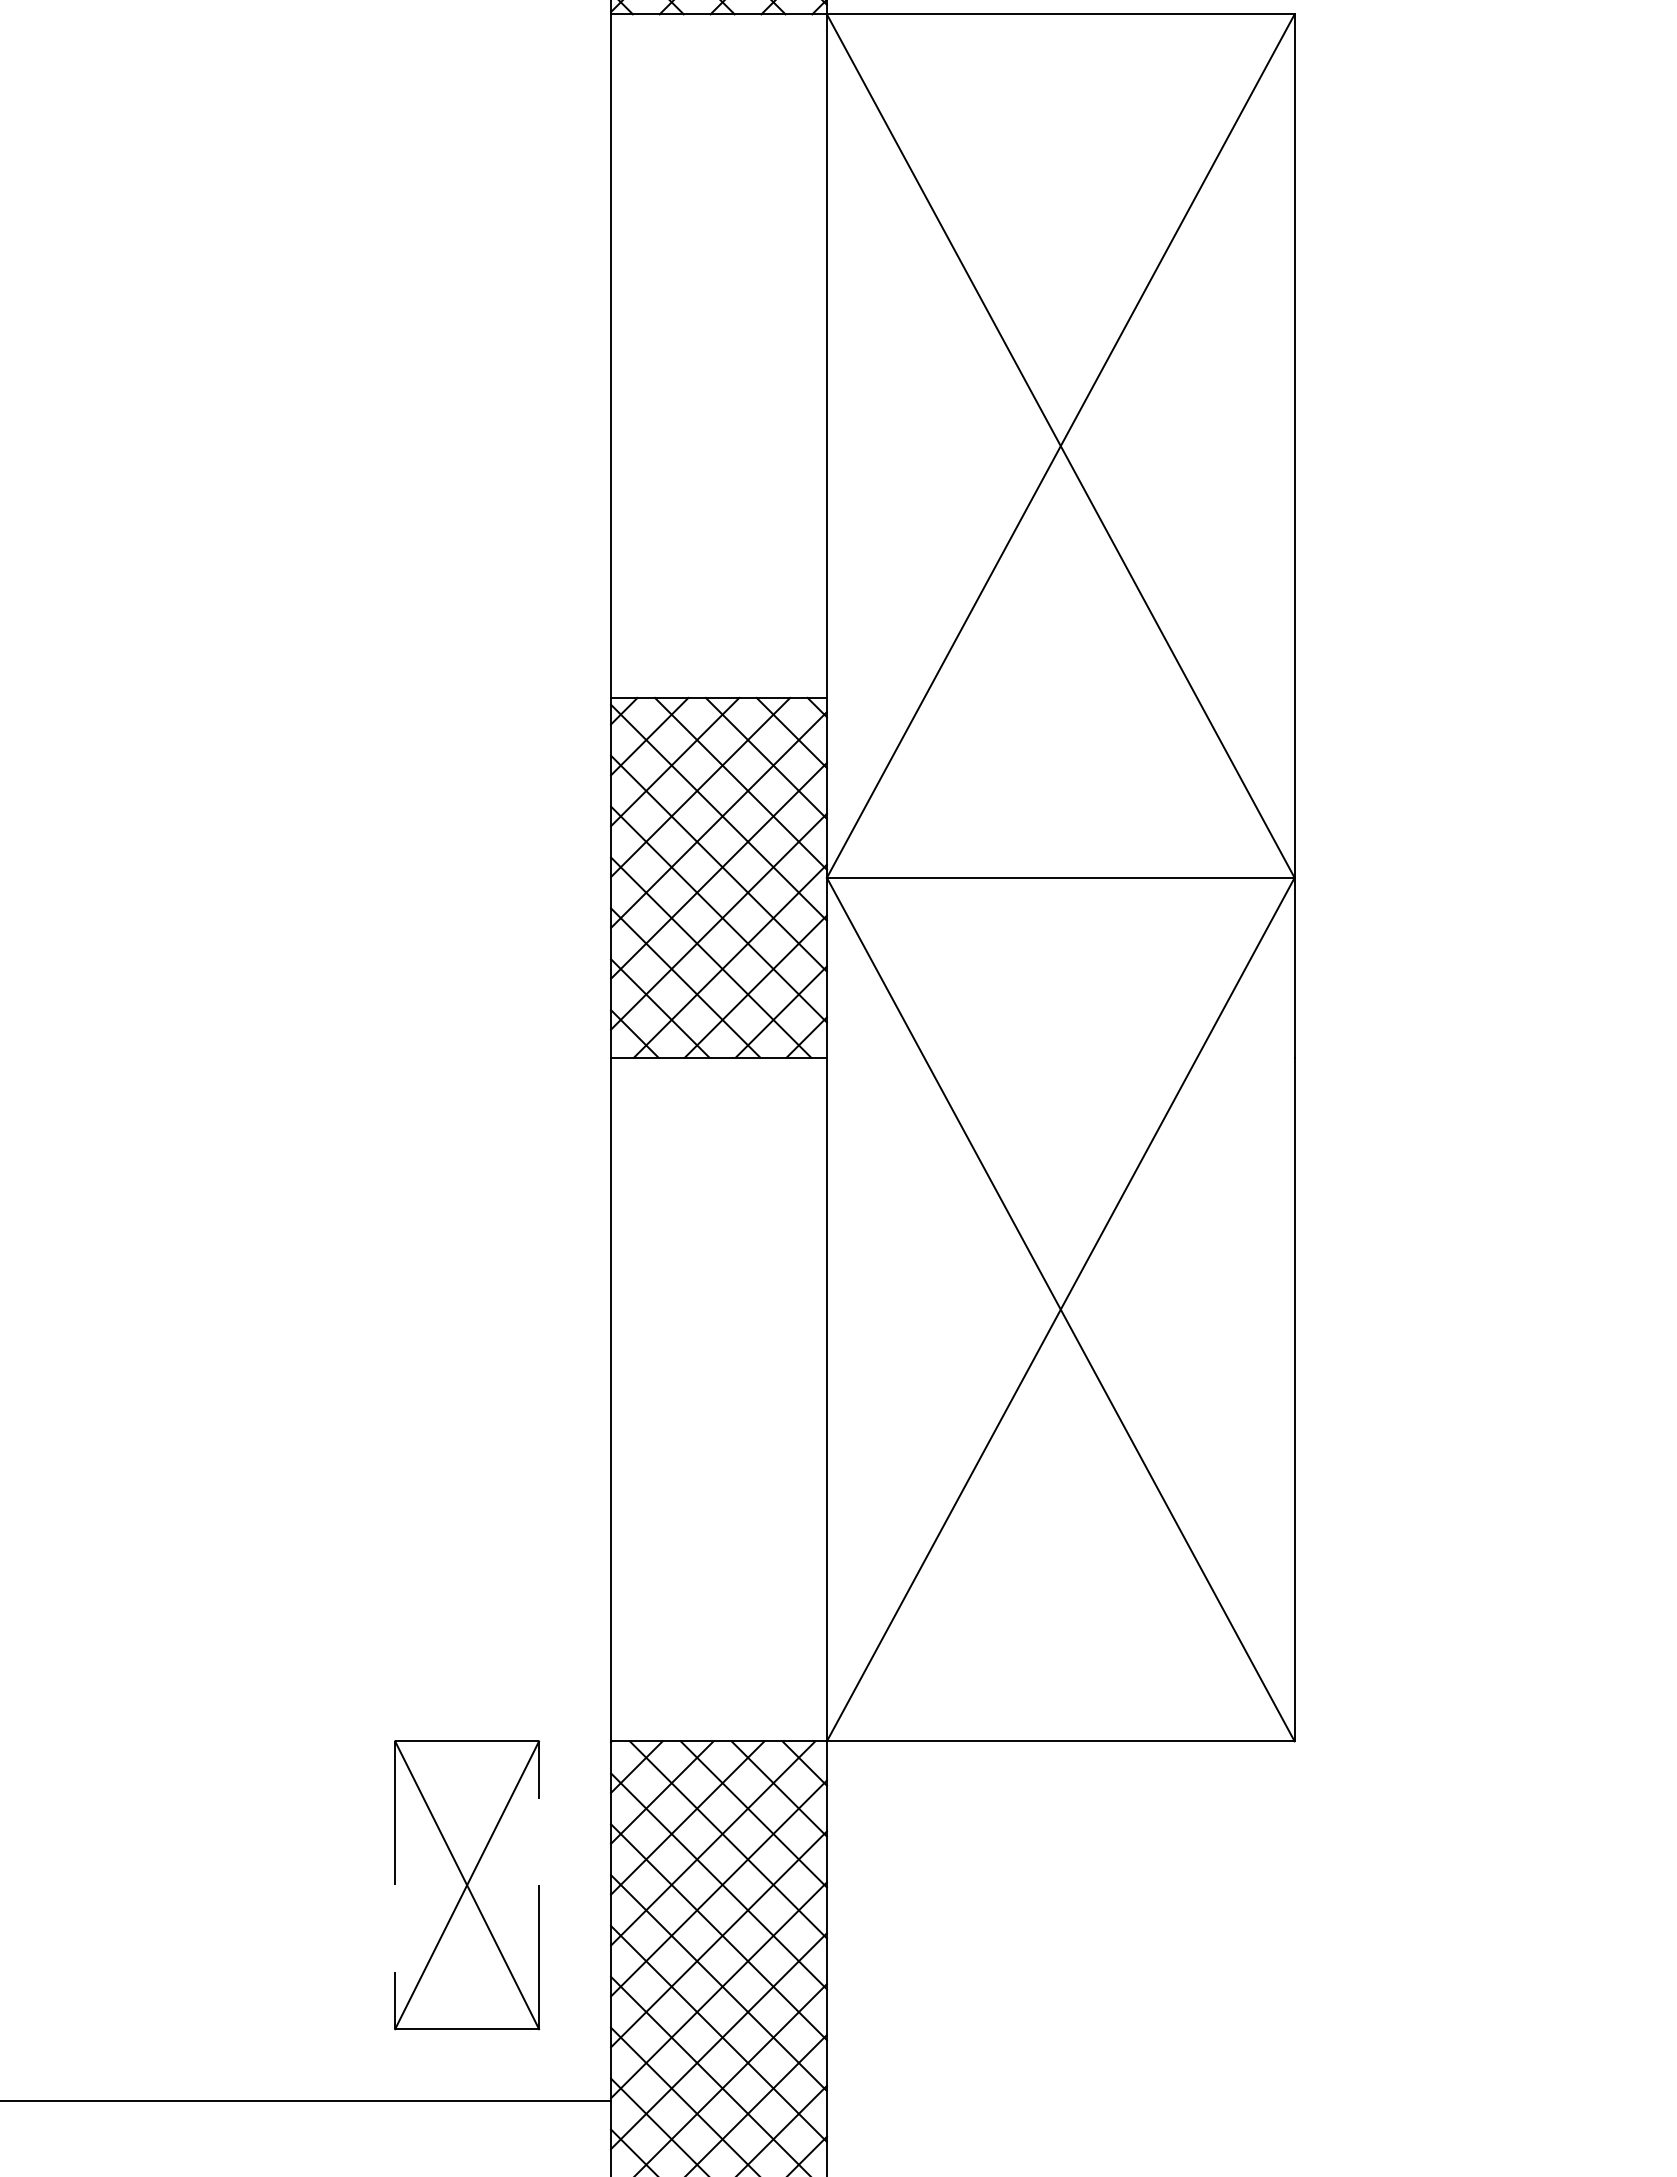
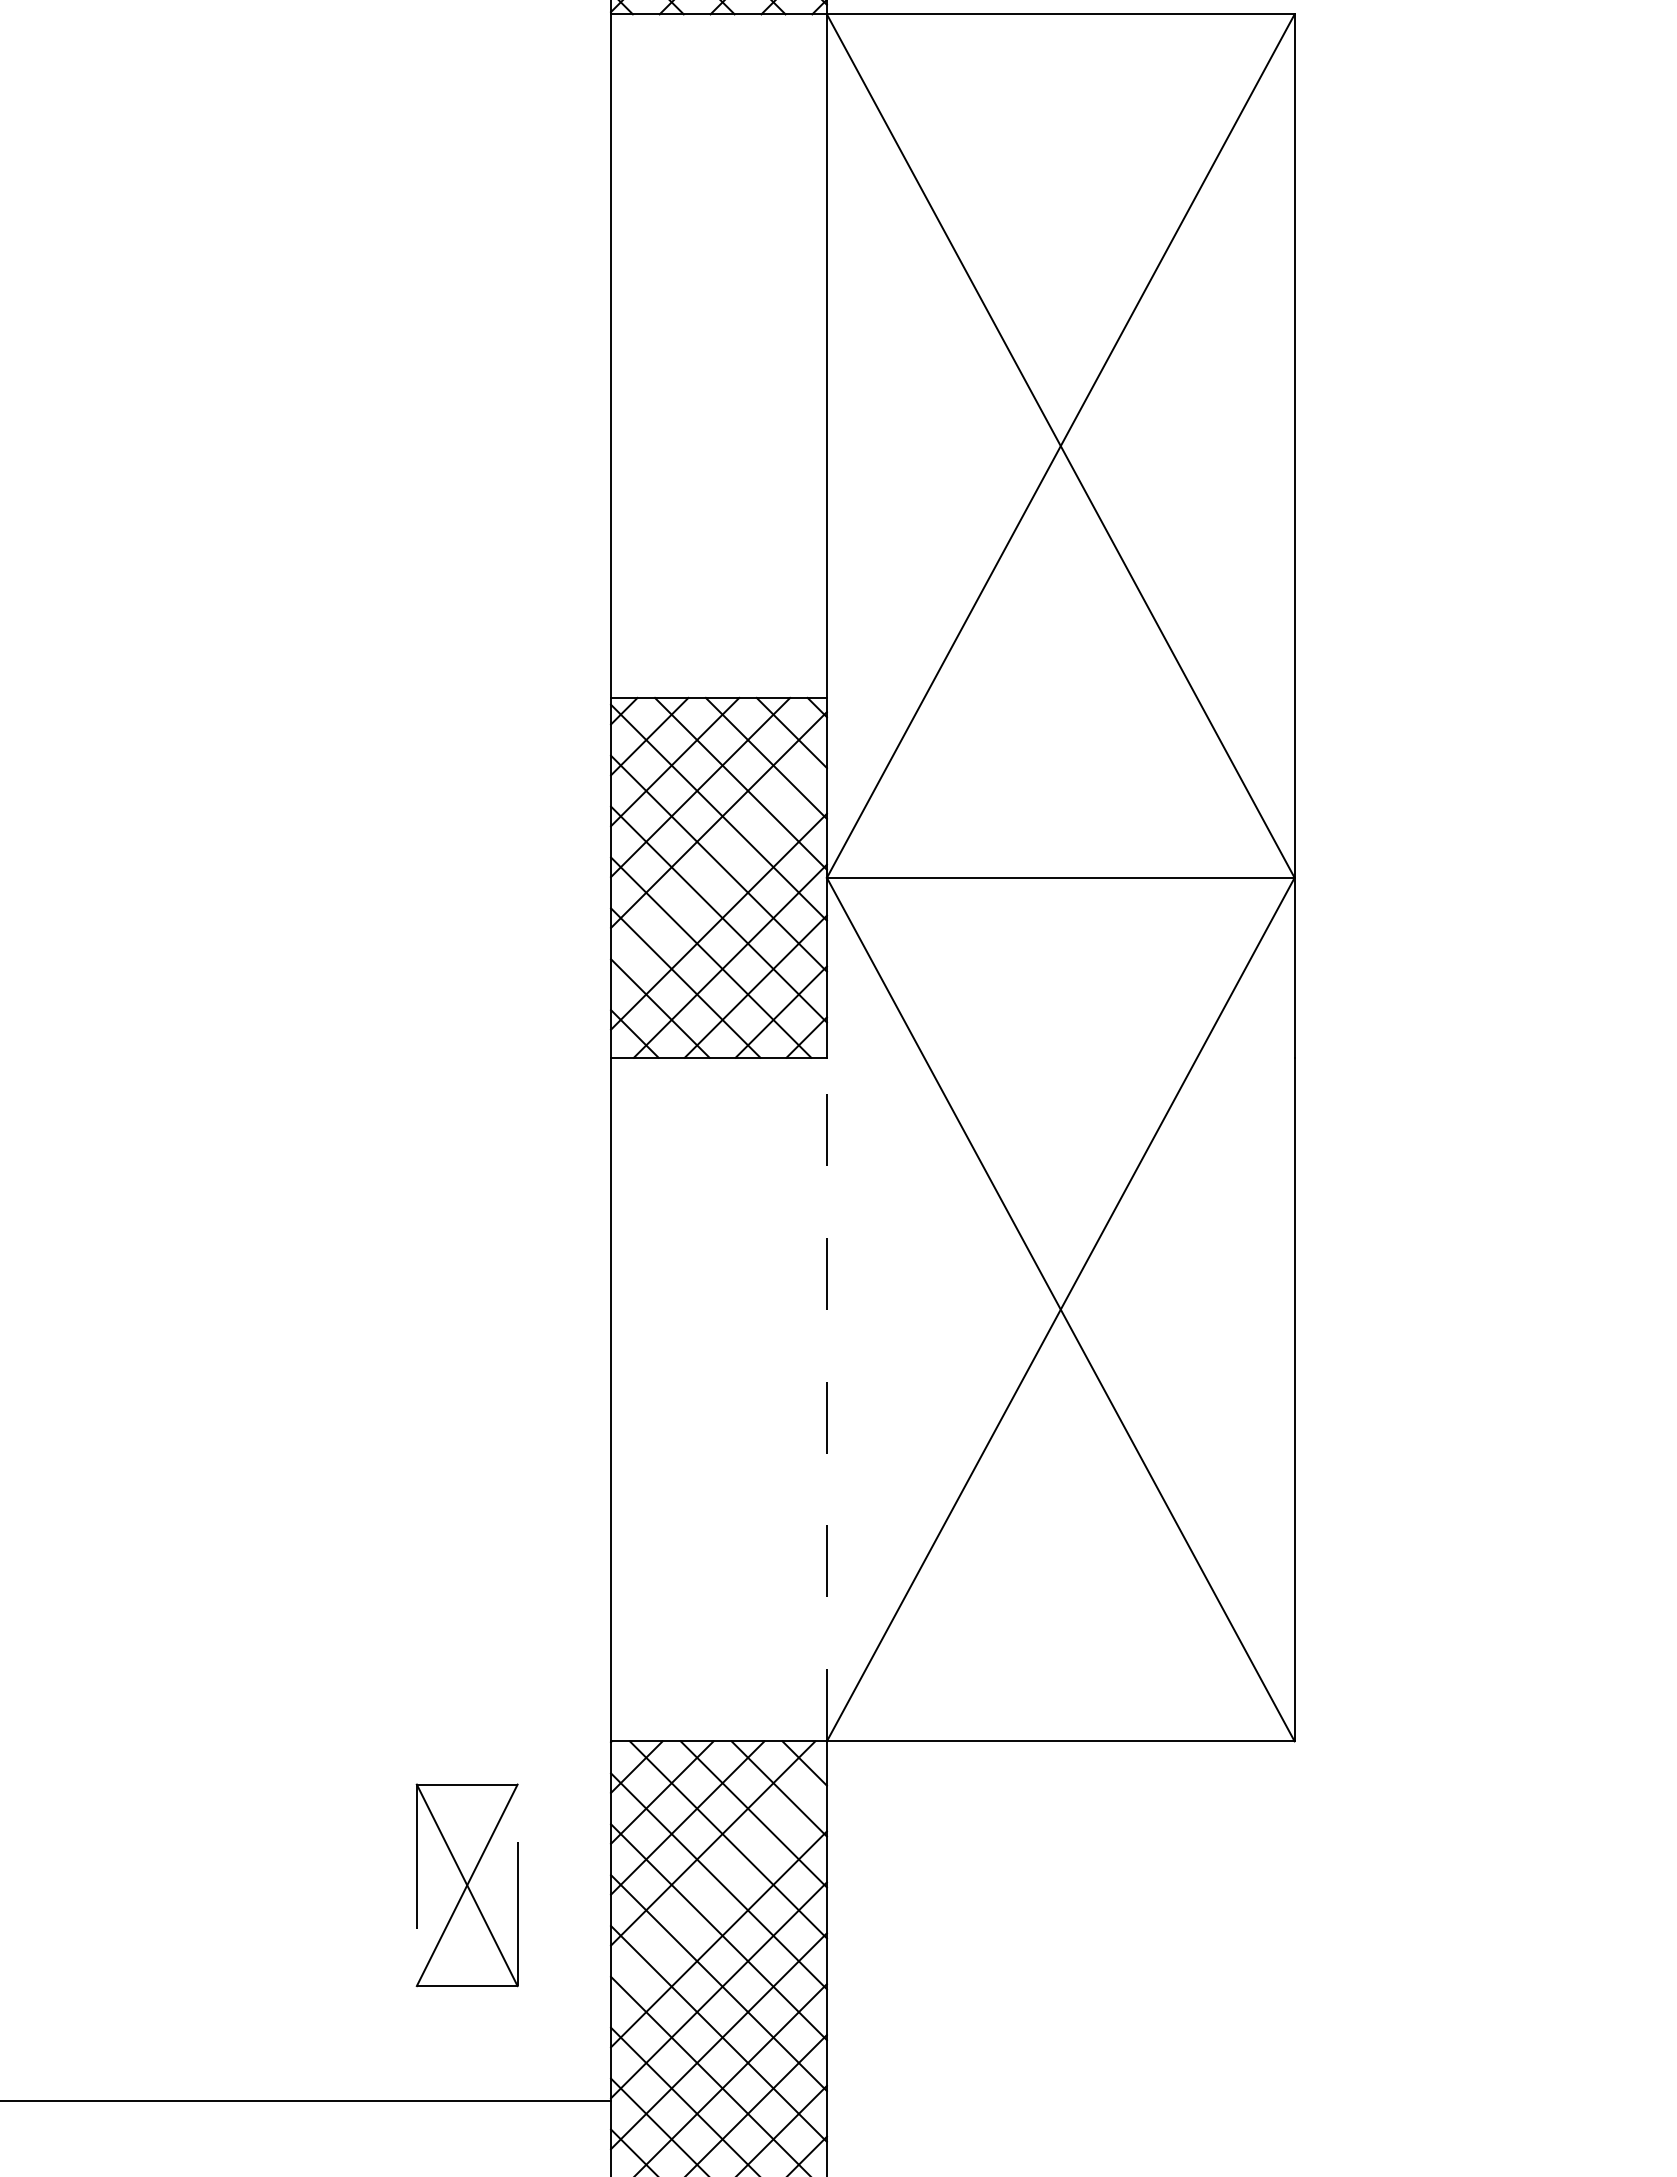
line: present -> none (718, 870)
line: solid -> dashed (826, 1399)
part size: 147x291 px -> 104x205 px (466, 1885)
line: present -> none (718, 1888)
